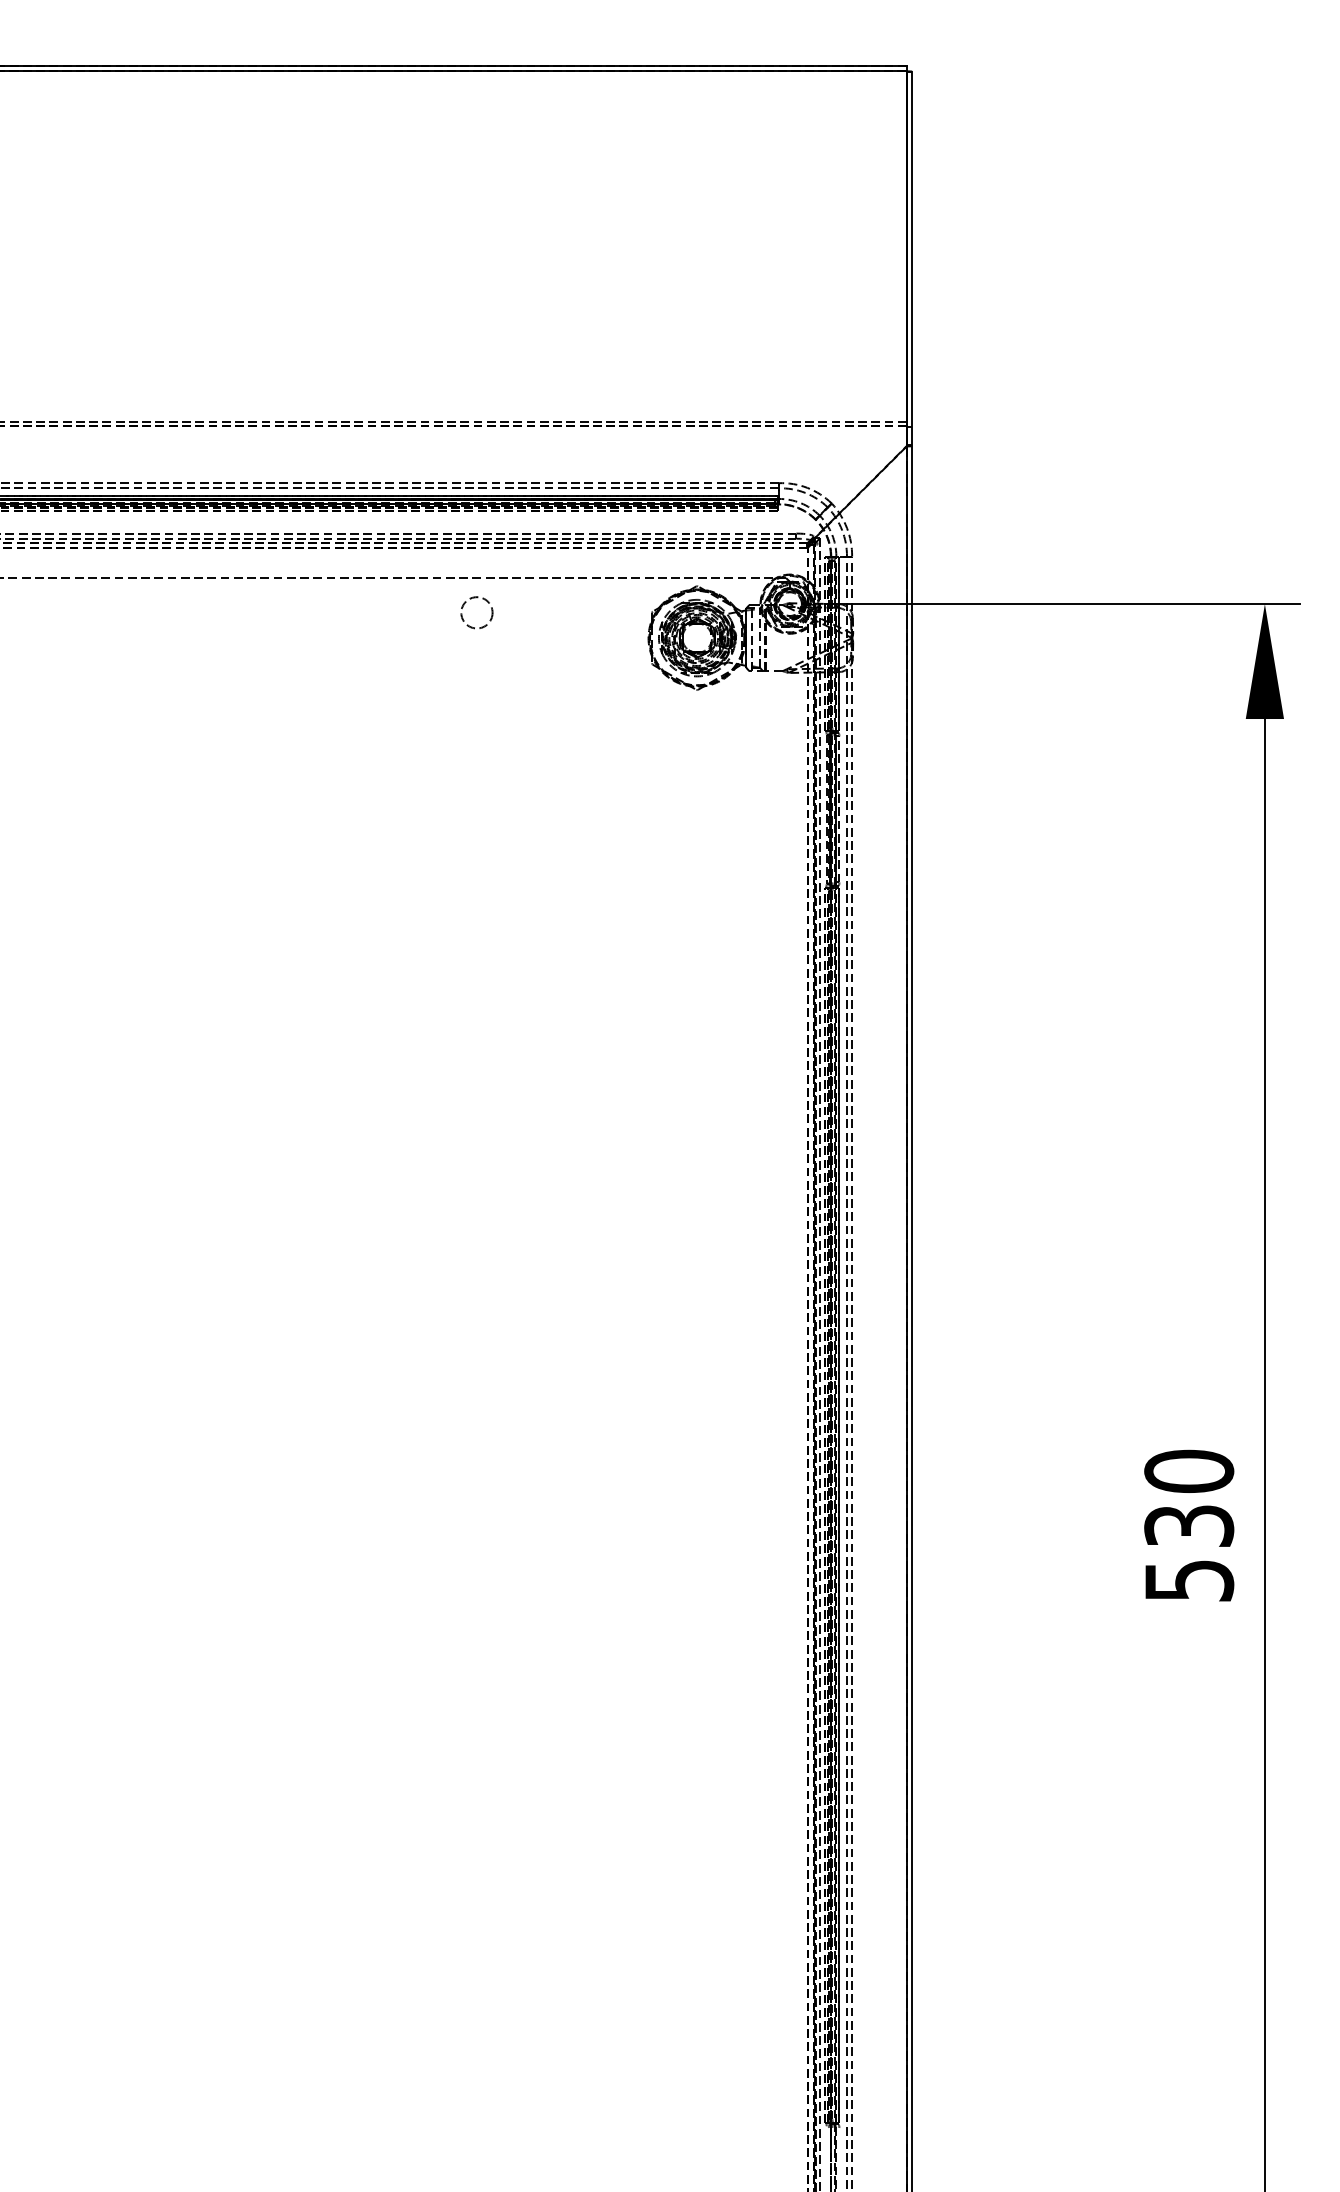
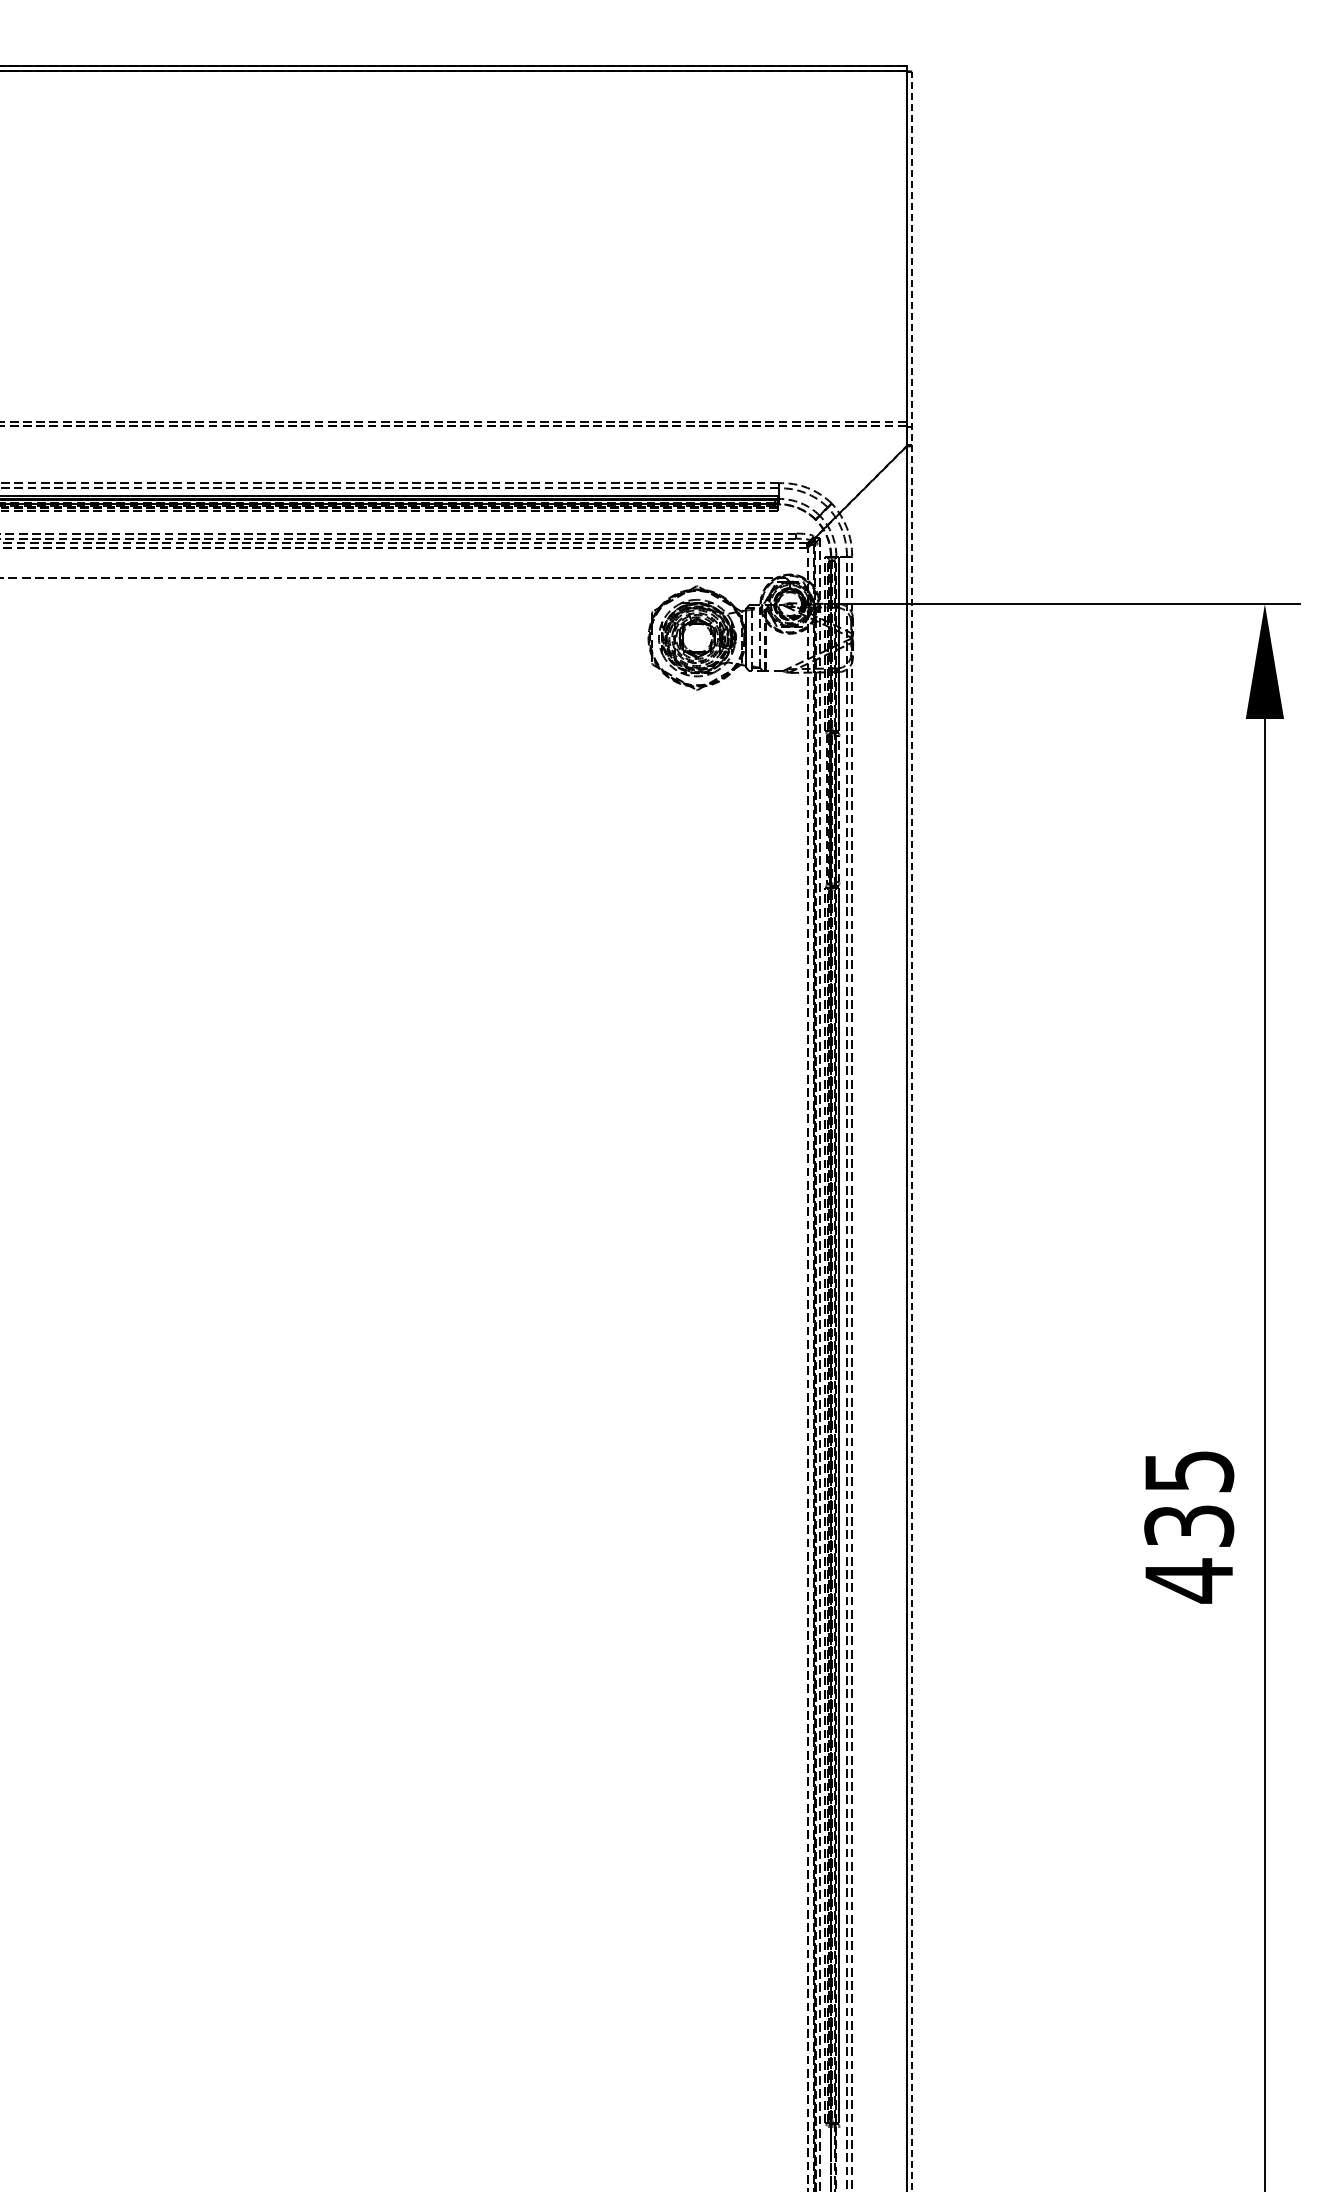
circle: present -> none (476, 612)
line: solid -> dashed (912, 1131)
text: 530 -> 435 (1189, 1526)
